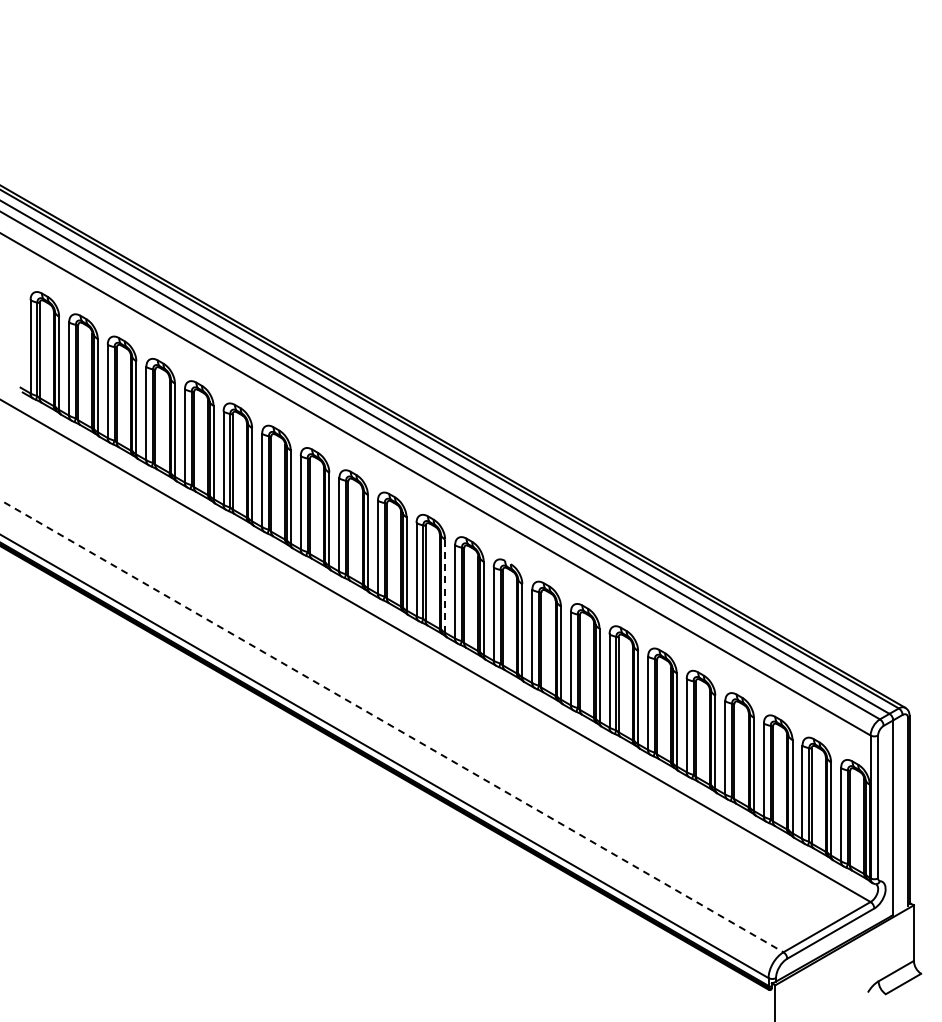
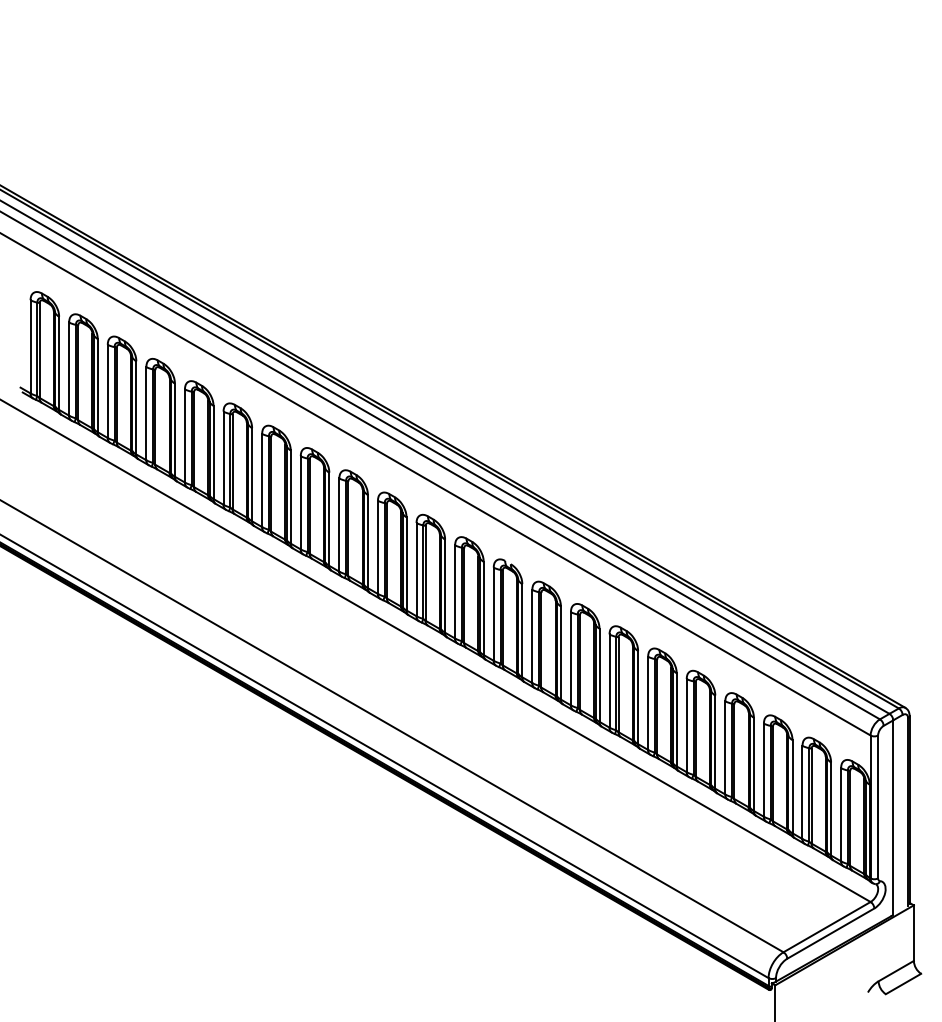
line: dashed -> solid (445, 586)
line: dashed -> solid (392, 726)
